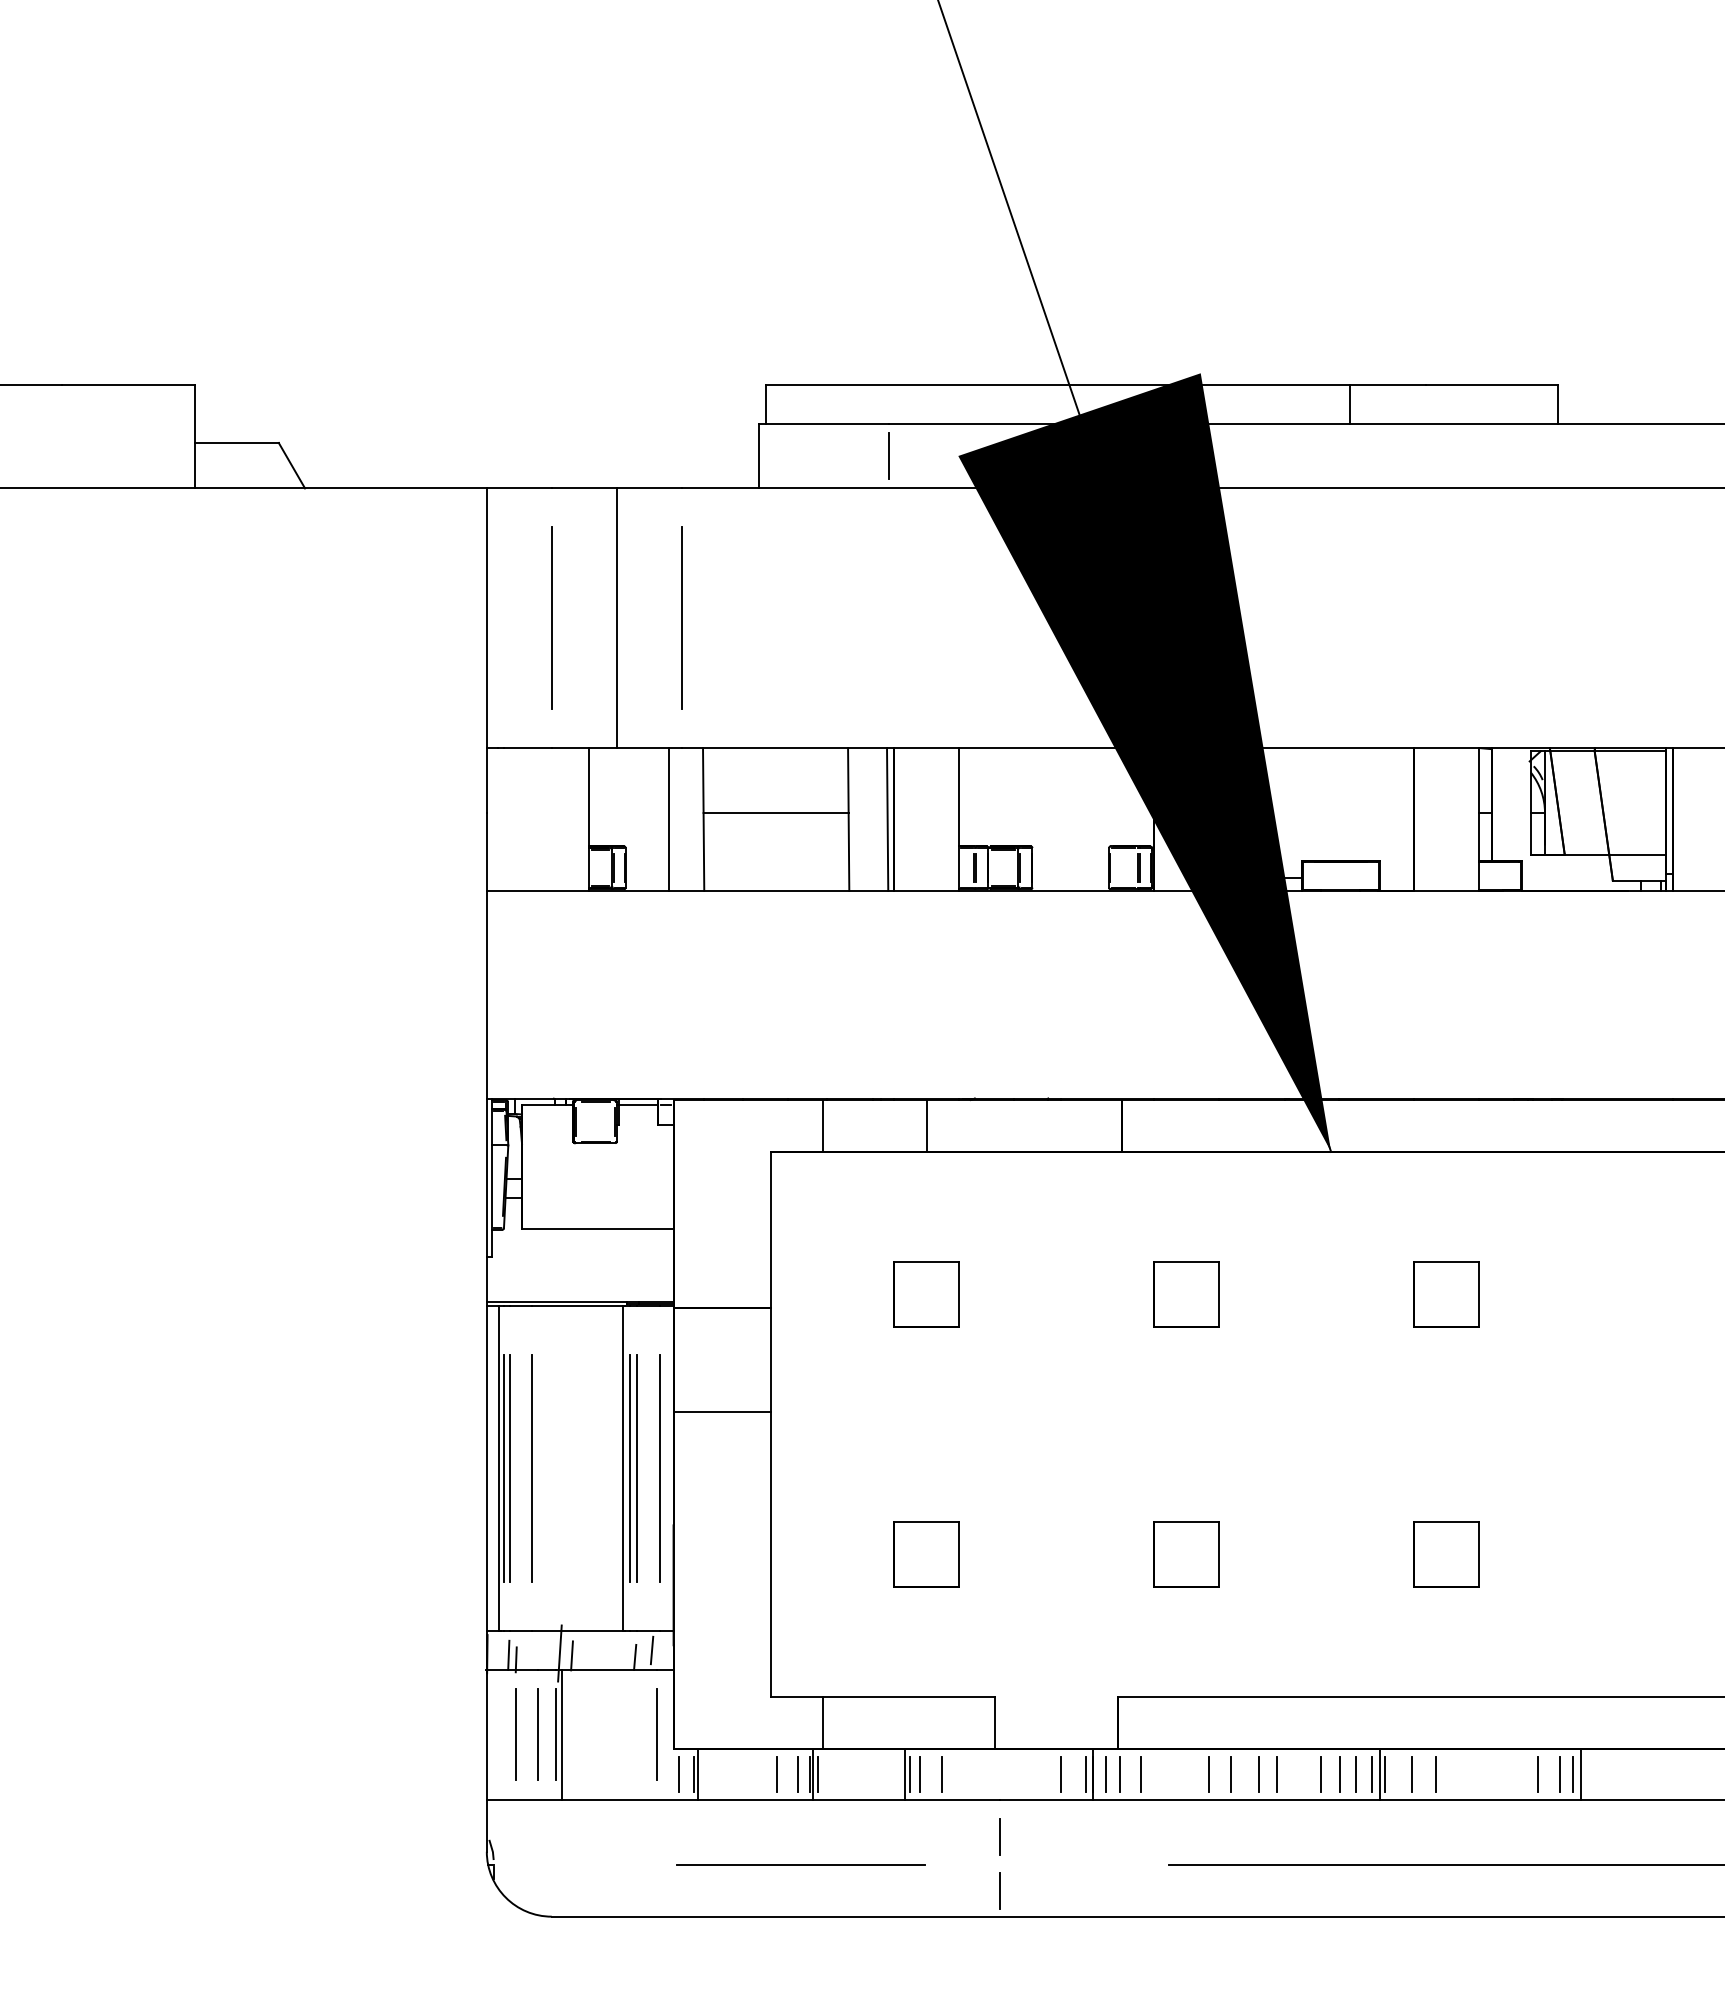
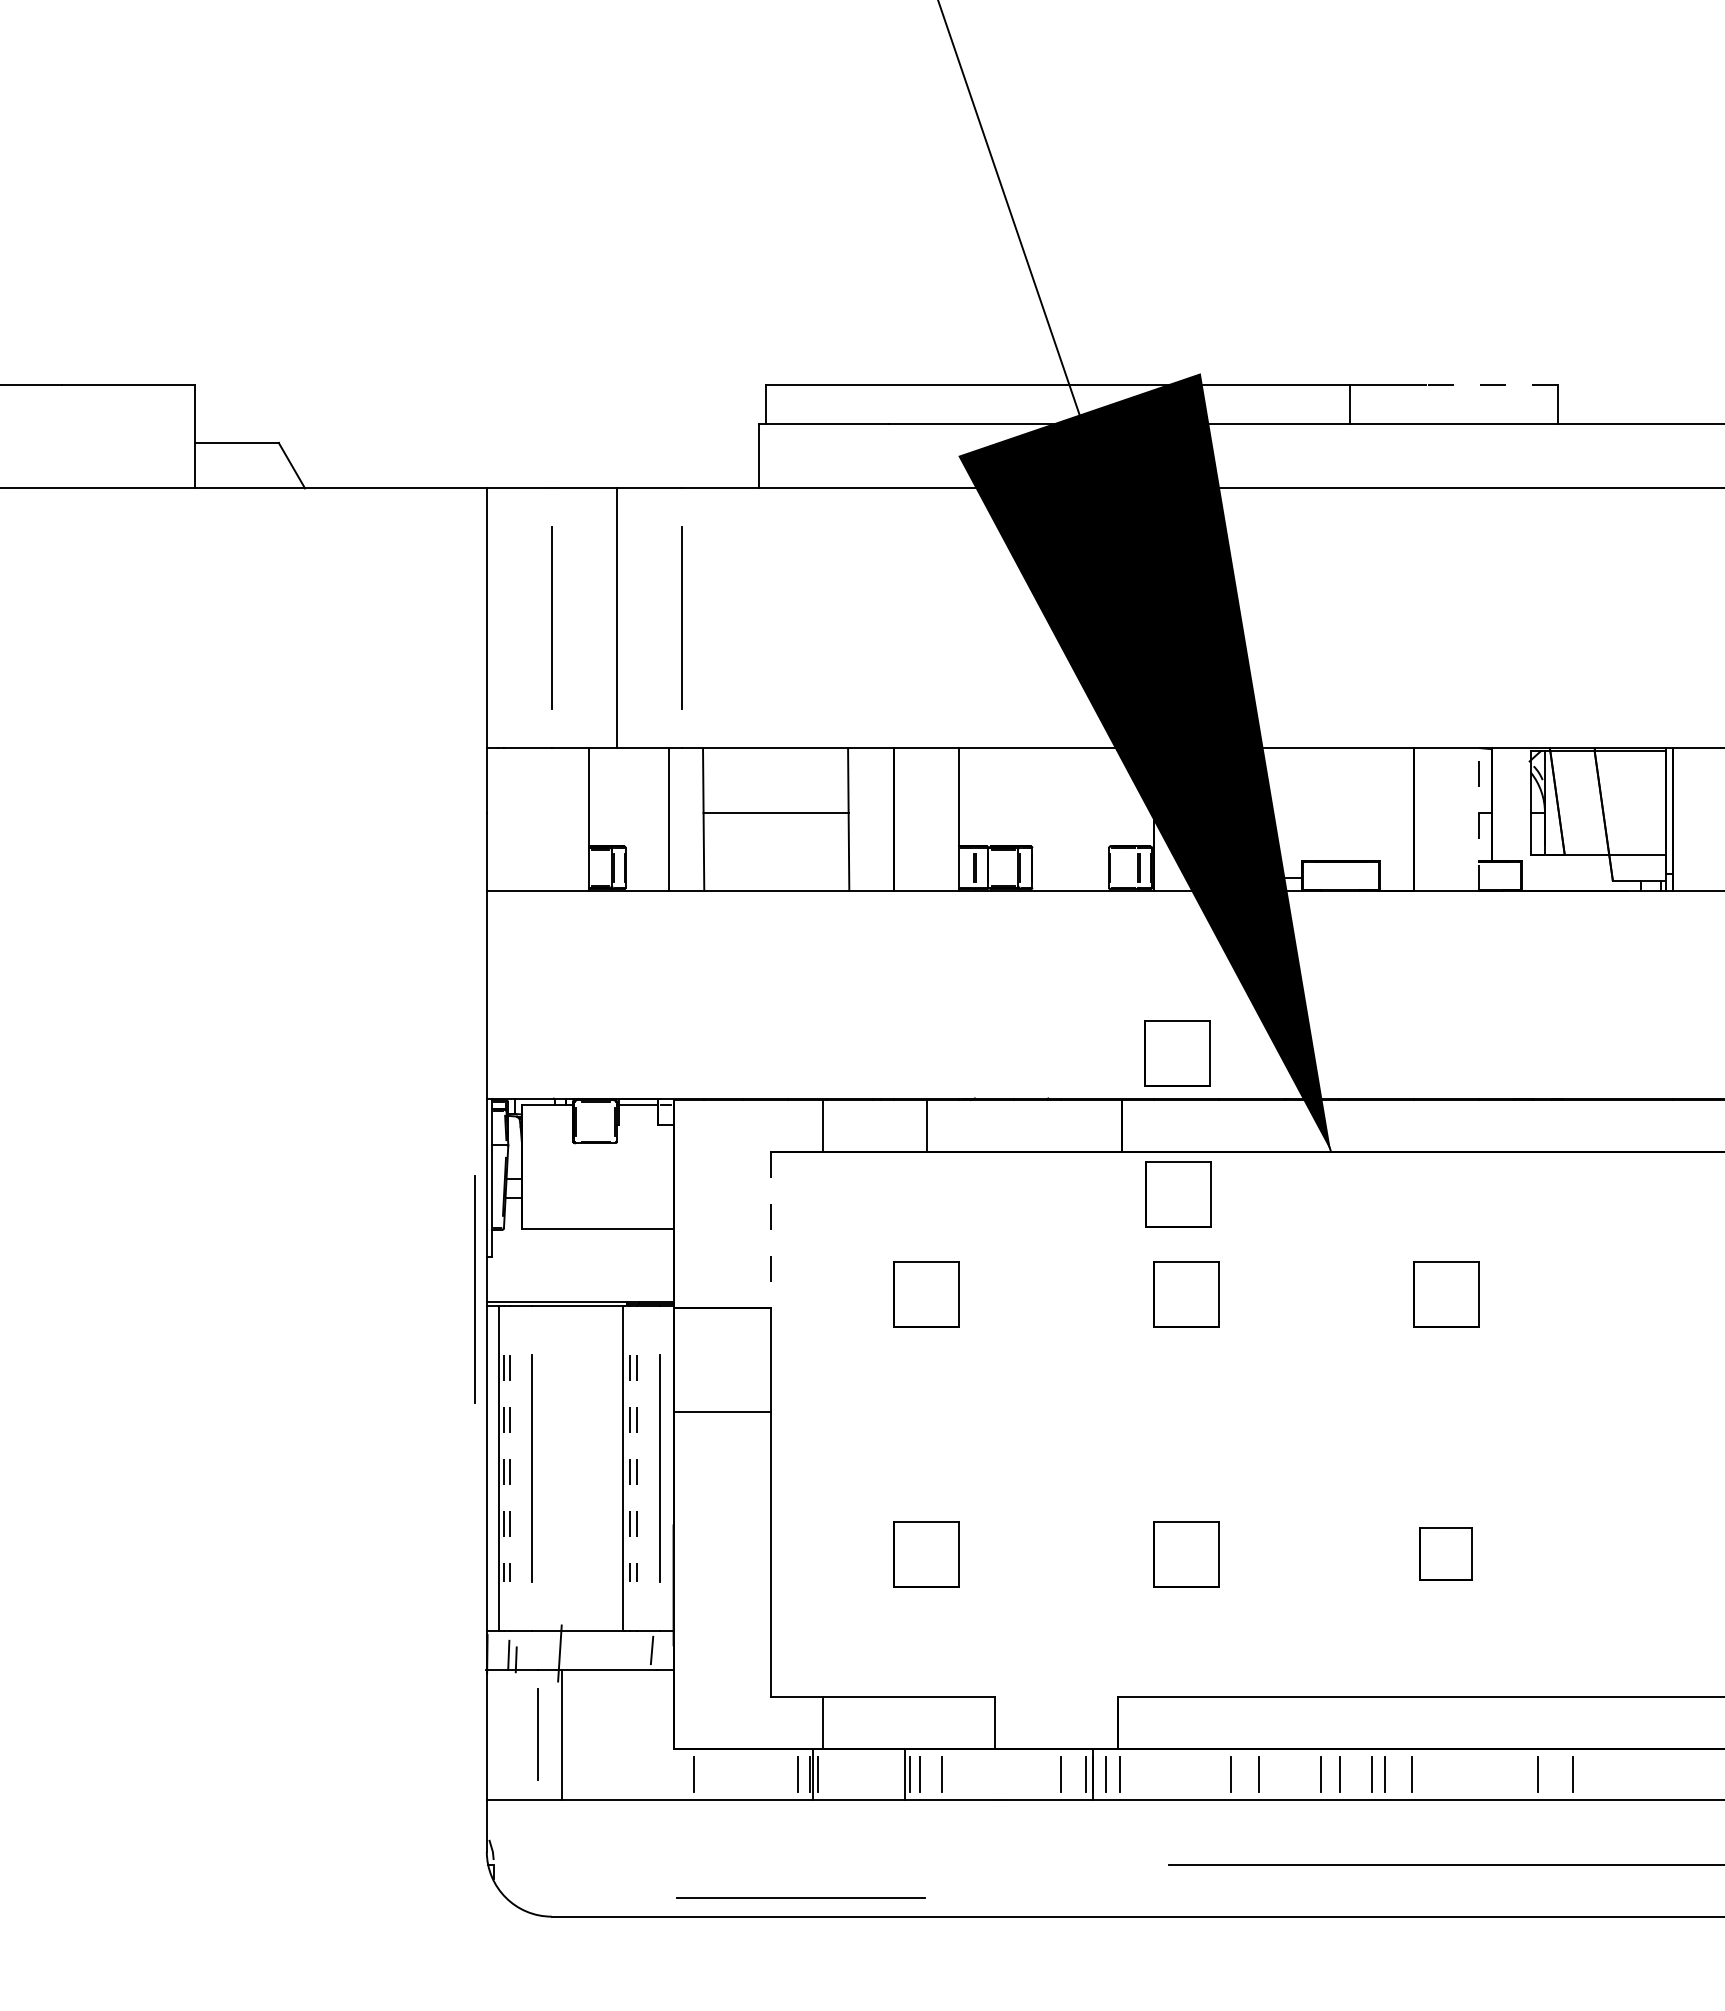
line: solid -> dashed (1491, 384)
line: present -> none (889, 455)
line: present -> none (887, 819)
line: solid -> dashed (1478, 819)
part: none -> present (1177, 1053)
part: none -> present (1178, 1194)
line: solid -> dashed (771, 1229)
line: none -> present (474, 1289)
line: solid -> dashed (503, 1468)
line: solid -> dashed (510, 1468)
line: solid -> dashed (630, 1468)
line: solid -> dashed (637, 1468)
part size: 67x67 px -> 54x54 px (1445, 1553)
line: present -> none (571, 1655)
line: present -> none (635, 1656)
line: present -> none (515, 1734)
line: present -> none (556, 1734)
line: present -> none (656, 1734)
line: present -> none (678, 1774)
line: present -> none (697, 1774)
line: present -> none (776, 1774)
line: present -> none (1141, 1774)
line: present -> none (1209, 1774)
line: present -> none (1277, 1774)
line: present -> none (1355, 1774)
line: present -> none (1379, 1774)
line: present -> none (1436, 1774)
line: present -> none (1560, 1774)
line: present -> none (1580, 1774)
line: present -> none (999, 1836)
line position: (800, 1864) -> (800, 1897) (800, 1897)
line: present -> none (1000, 1890)
